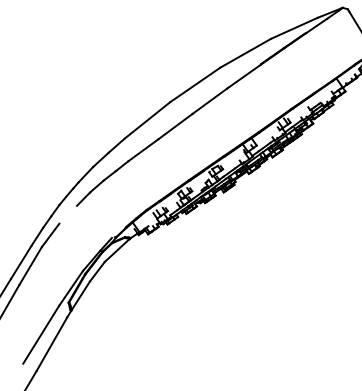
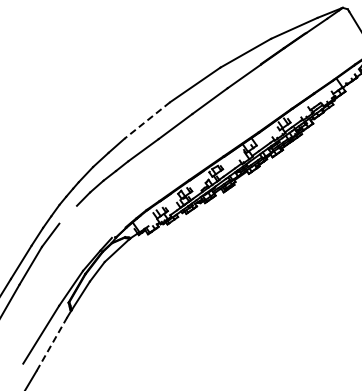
line: solid -> dashed (146, 120)
line: solid -> dashed (51, 344)
